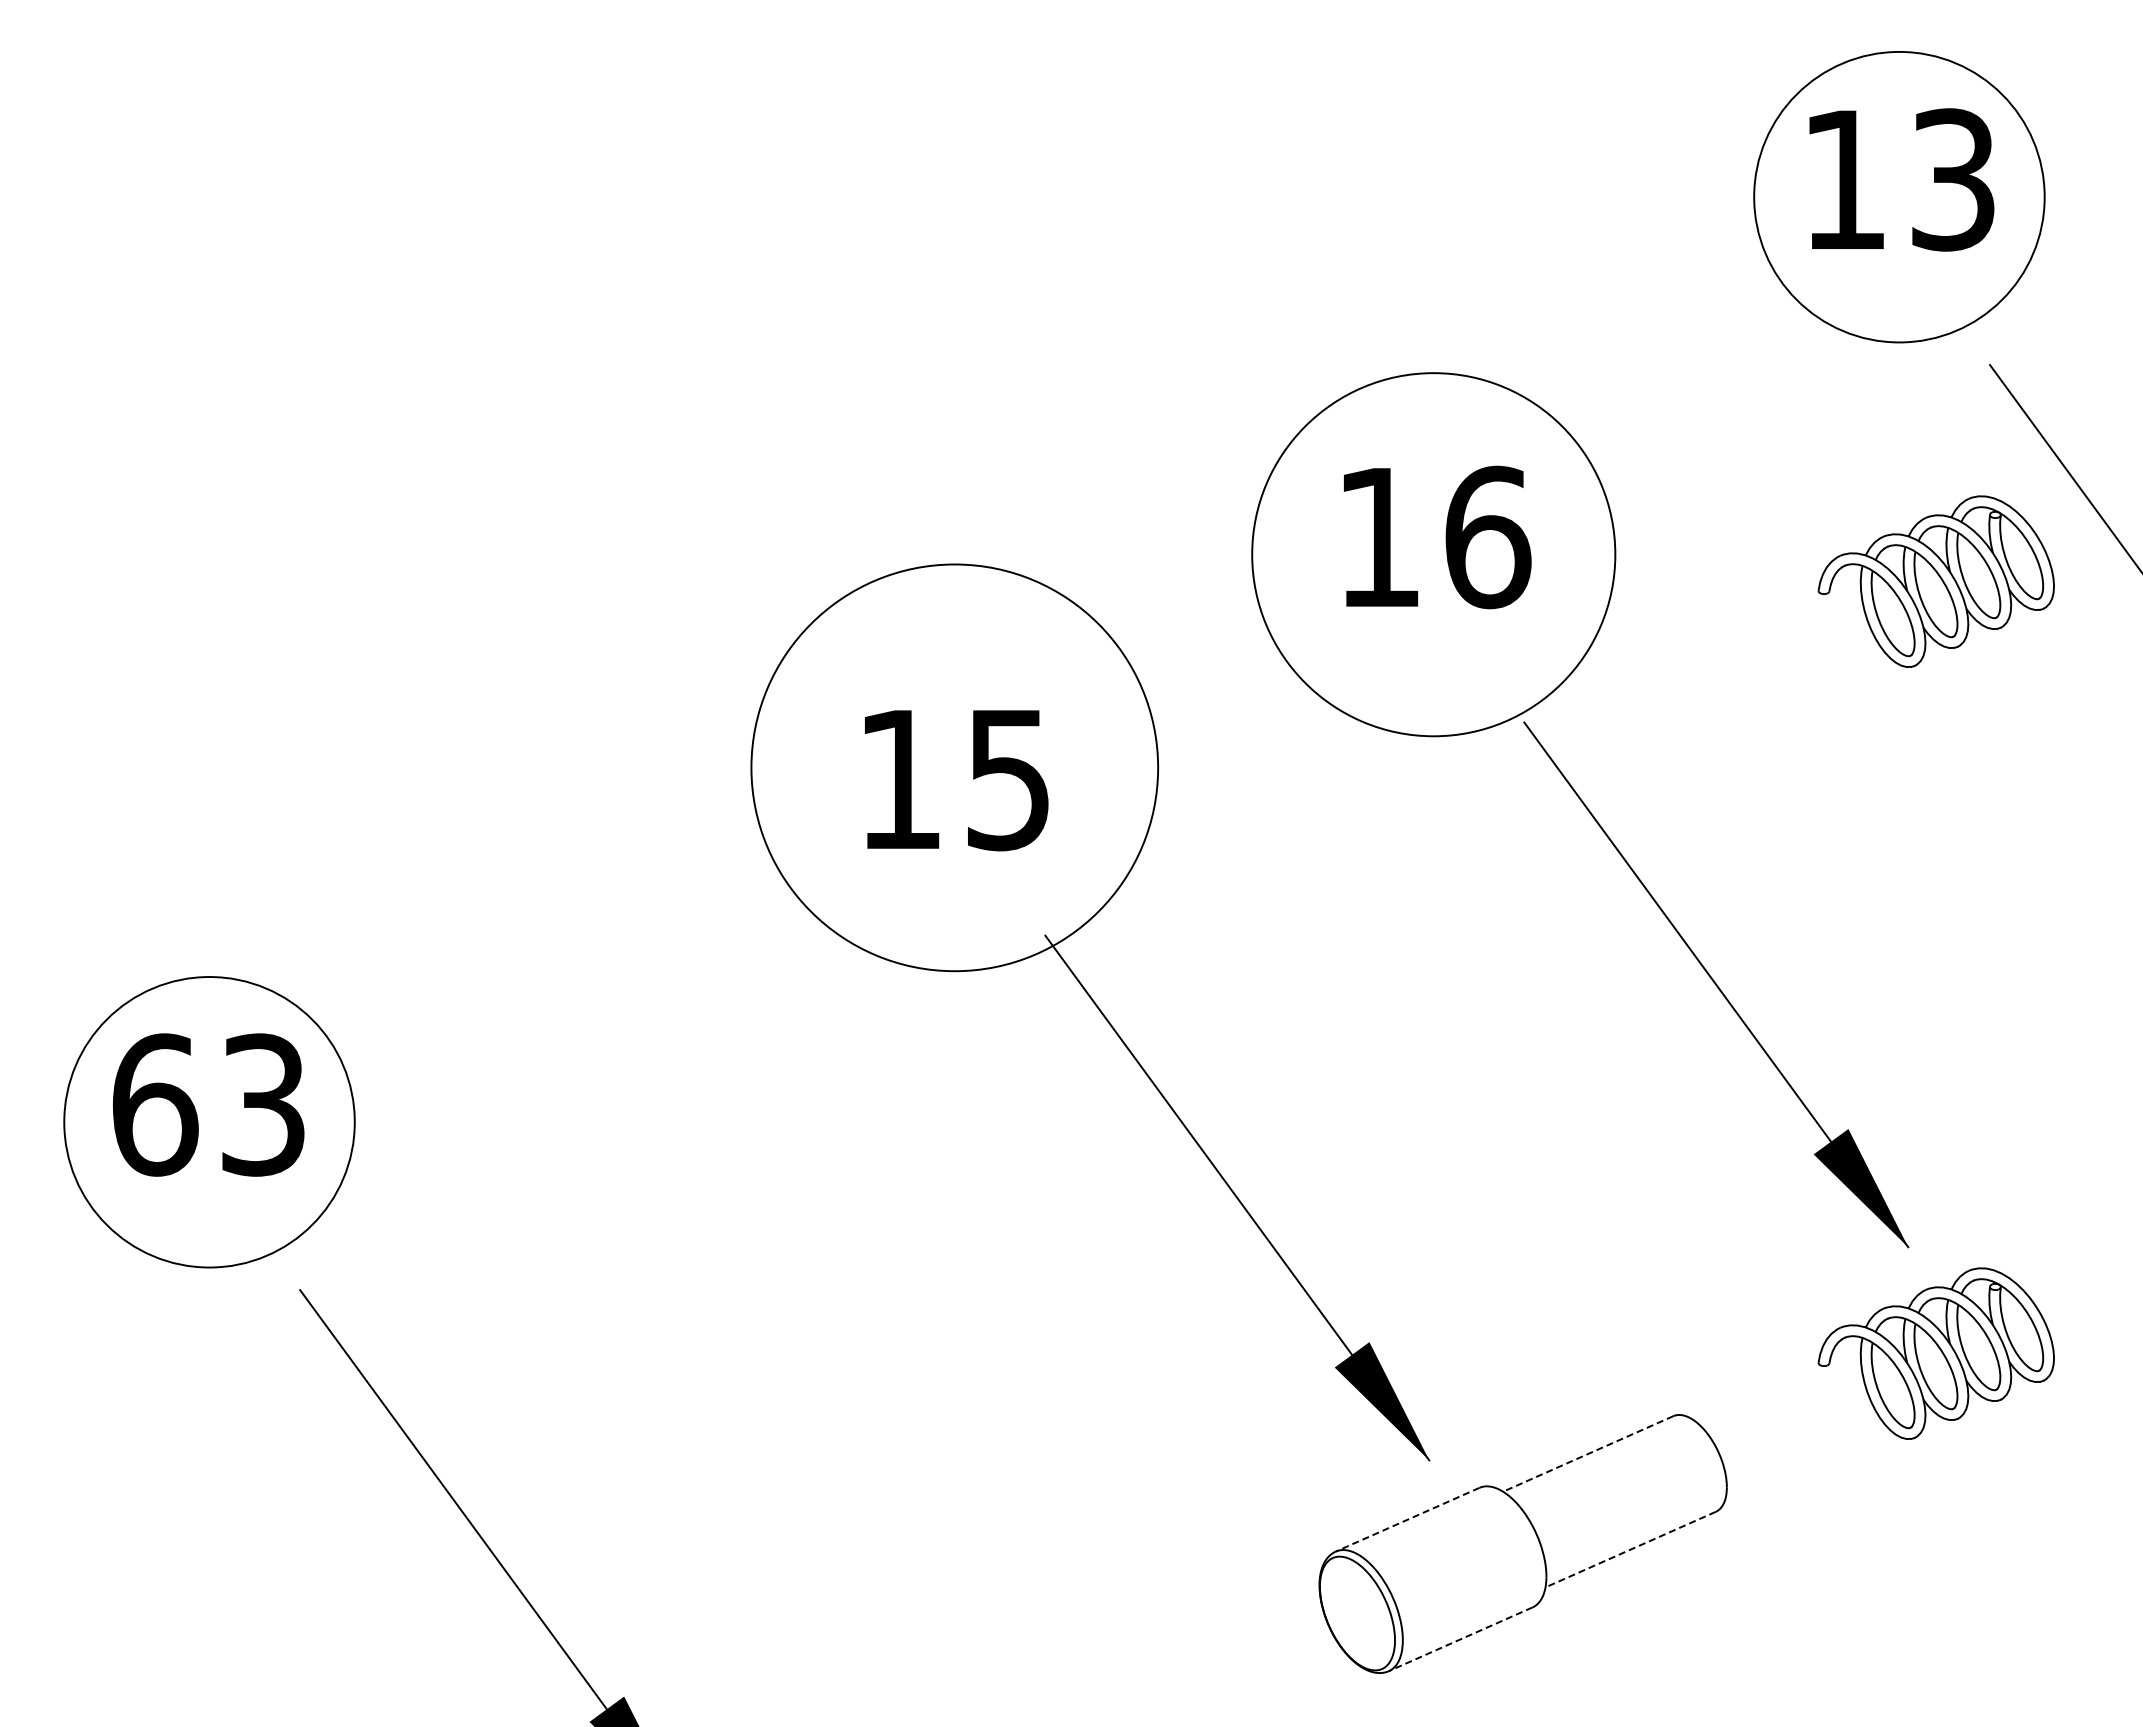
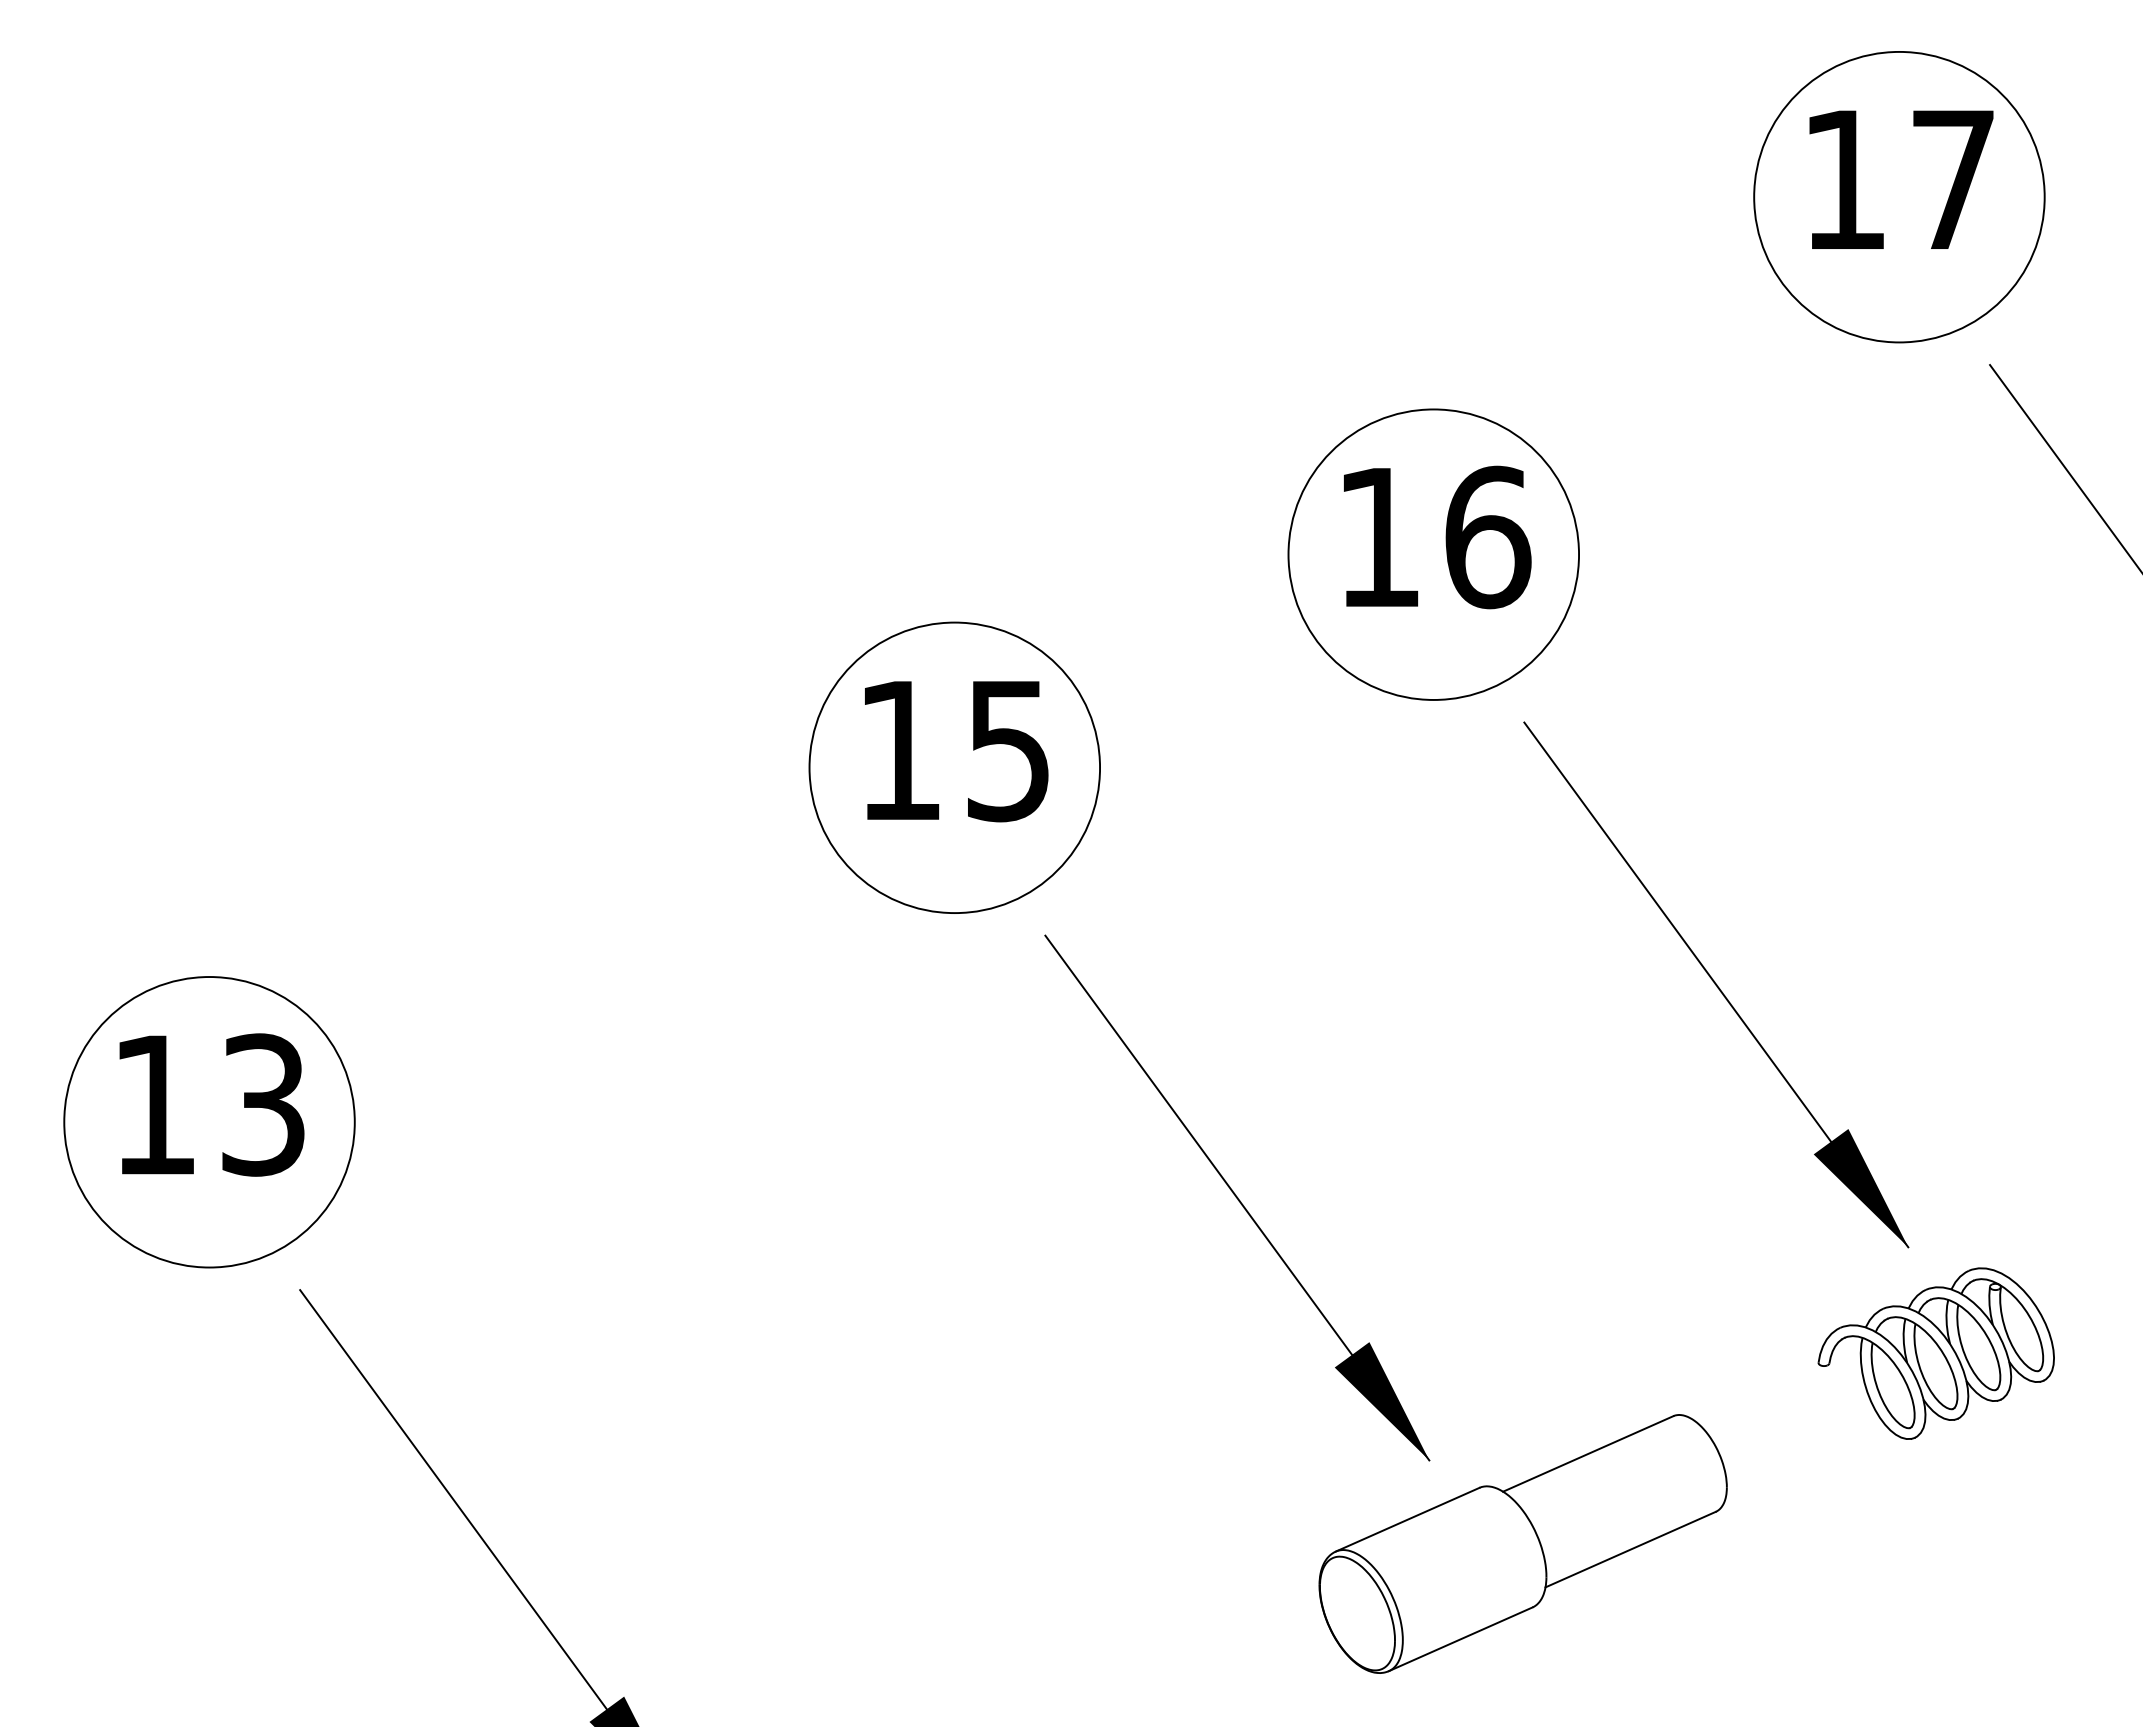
text: 13 -> 17 (1953, 179)
circle diameter: 363 px -> 291 px (1433, 554)
part: present -> none (1935, 581)
circle diameter: 407 px -> 291 px (954, 767)
text position: (956, 780) -> (956, 751) (956, 751)
text: 63 -> 13 (155, 1104)
line: dashed -> solid (1587, 1454)
line: dashed -> solid (1407, 1519)
line: dashed -> solid (1630, 1549)
line: dashed -> solid (1460, 1639)
